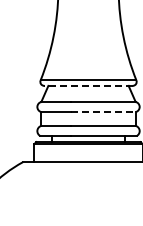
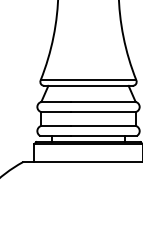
line: dashed -> solid (88, 85)
line: dashed -> solid (103, 111)
